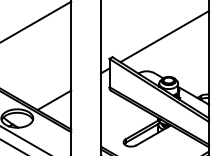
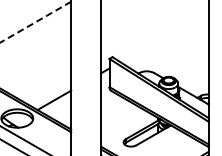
line: solid -> dashed (35, 22)
line: present -> none (164, 36)
